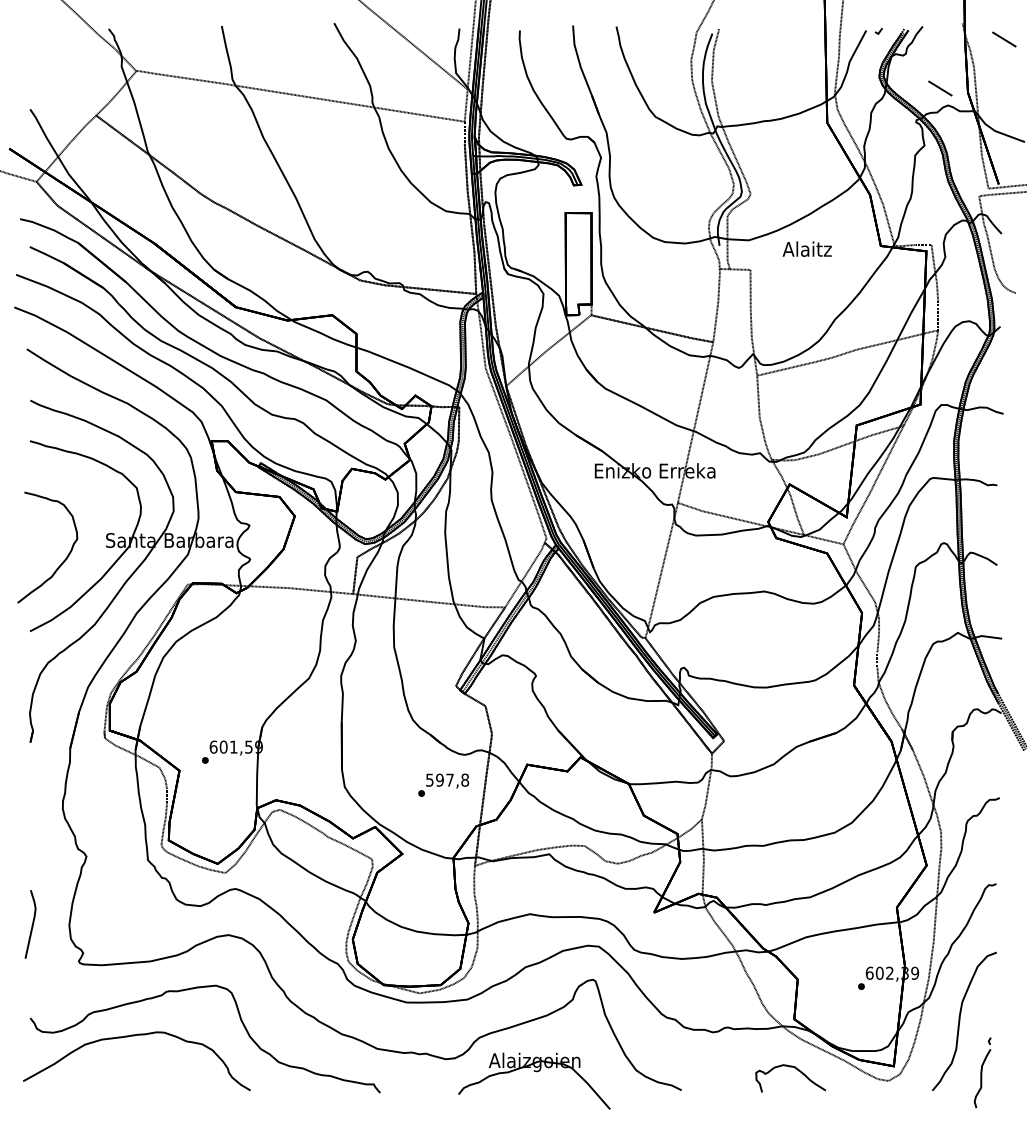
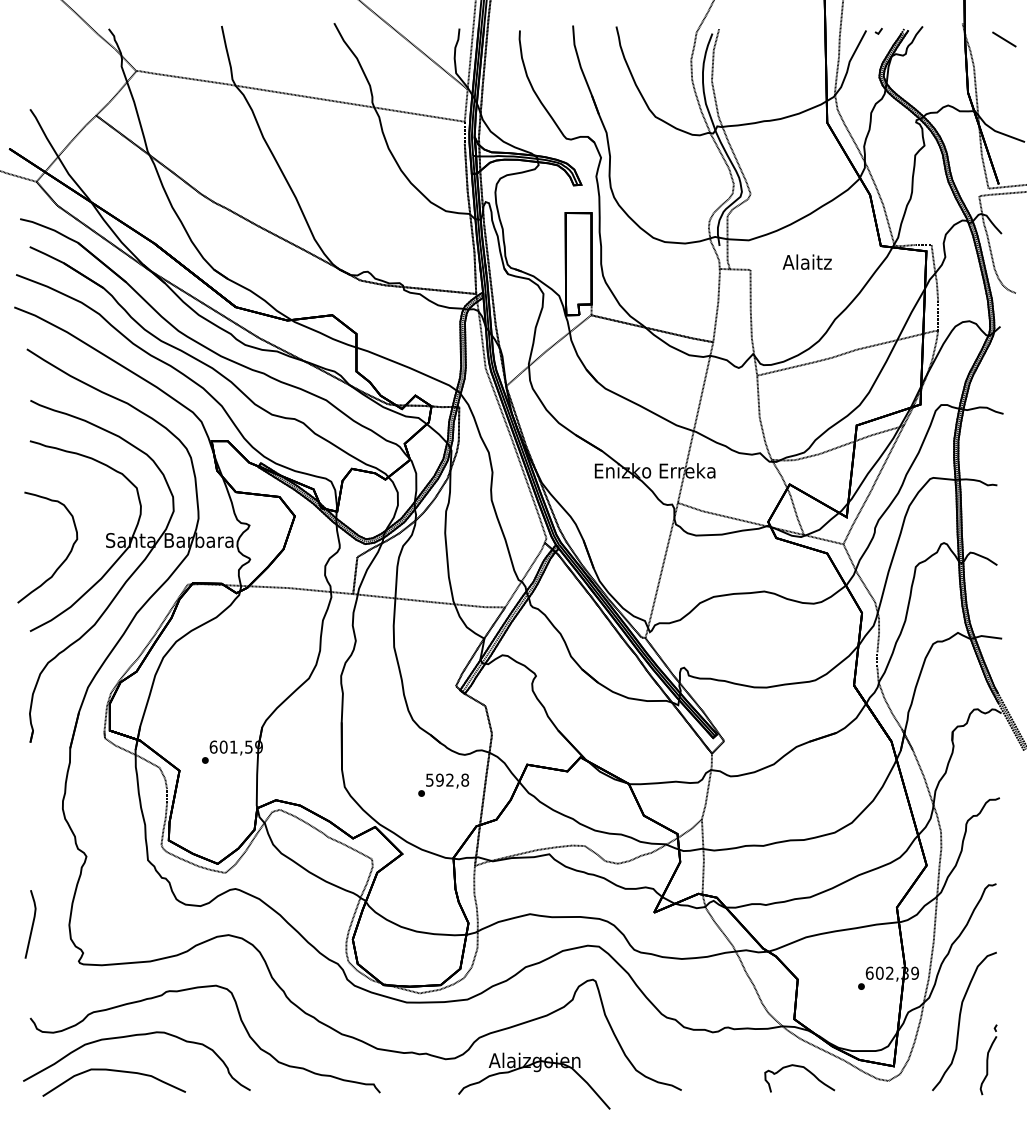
line: present -> none (940, 88)
text position: (806, 248) -> (806, 261) (806, 261)
text: 597,8 -> 592,8 (449, 779)
curve position: (797, 1070) -> (806, 1070) (806, 1070)
curve: none -> present (113, 1071)
part position: (982, 1072) -> (988, 1059) (988, 1059)
